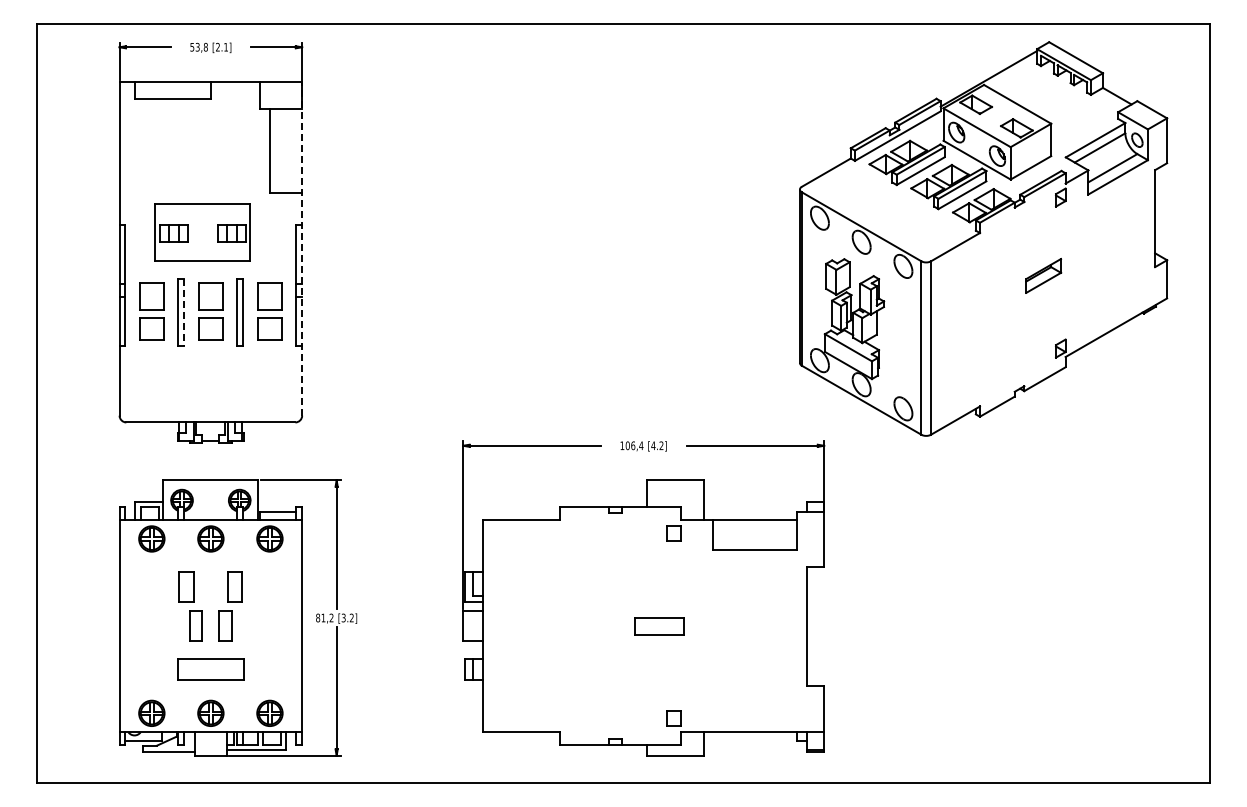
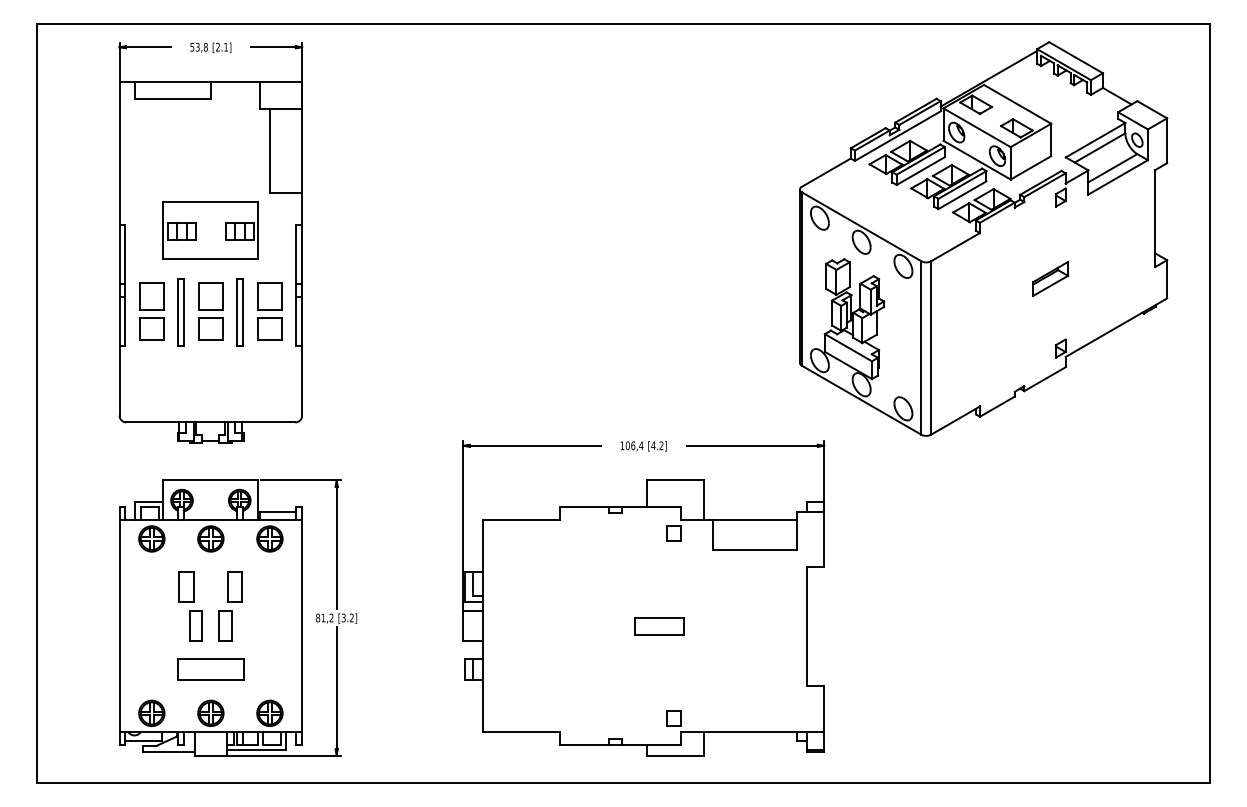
part position: (202, 232) -> (210, 230) (210, 230)
line: dashed -> solid (302, 248)
part position: (1043, 275) -> (1050, 278) (1050, 278)
line: dashed -> solid (184, 312)
